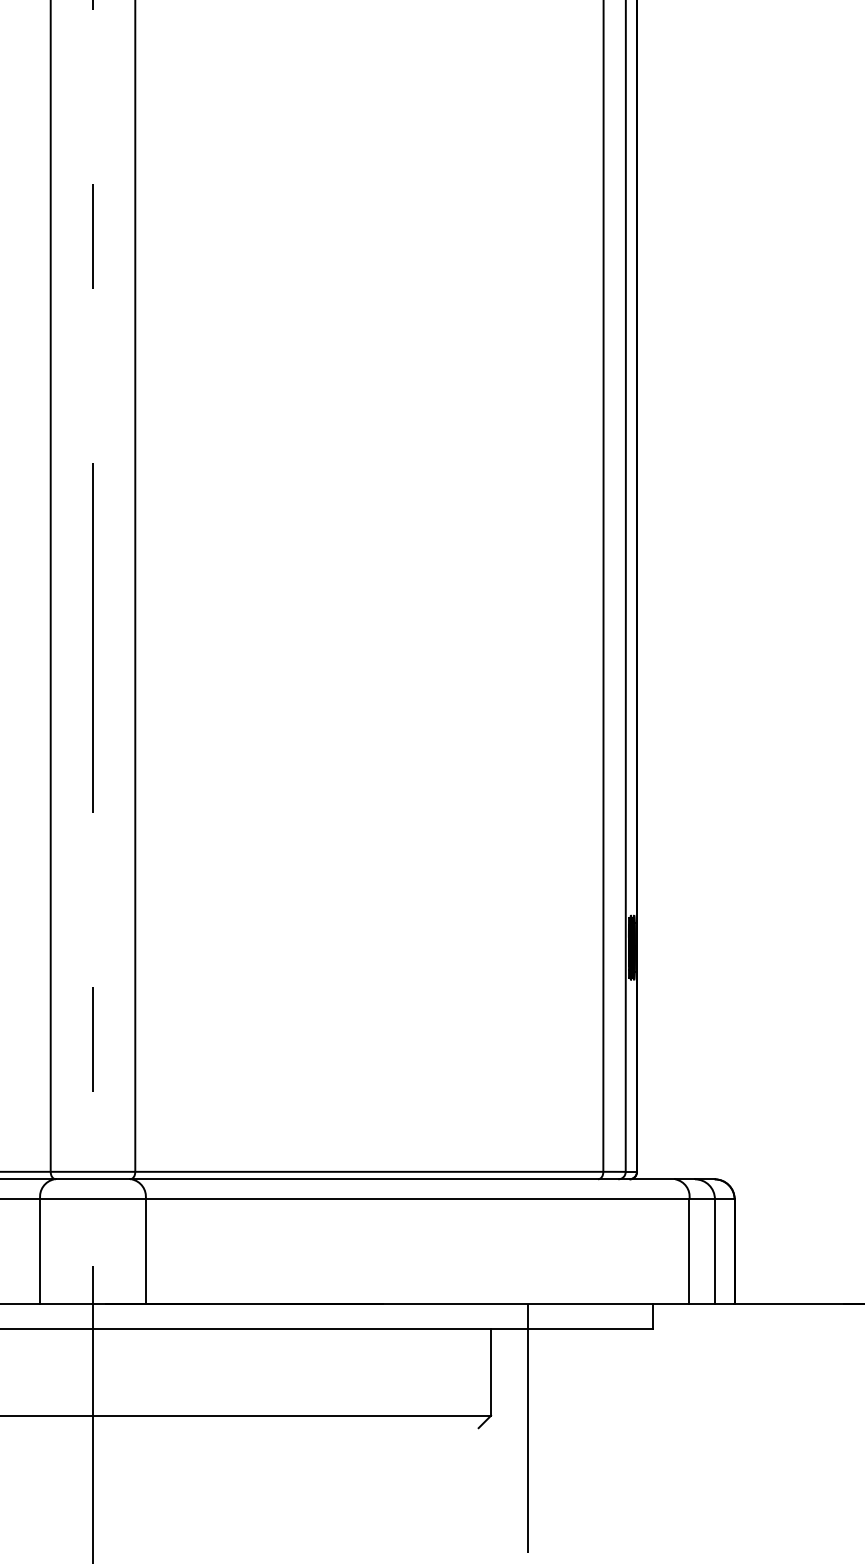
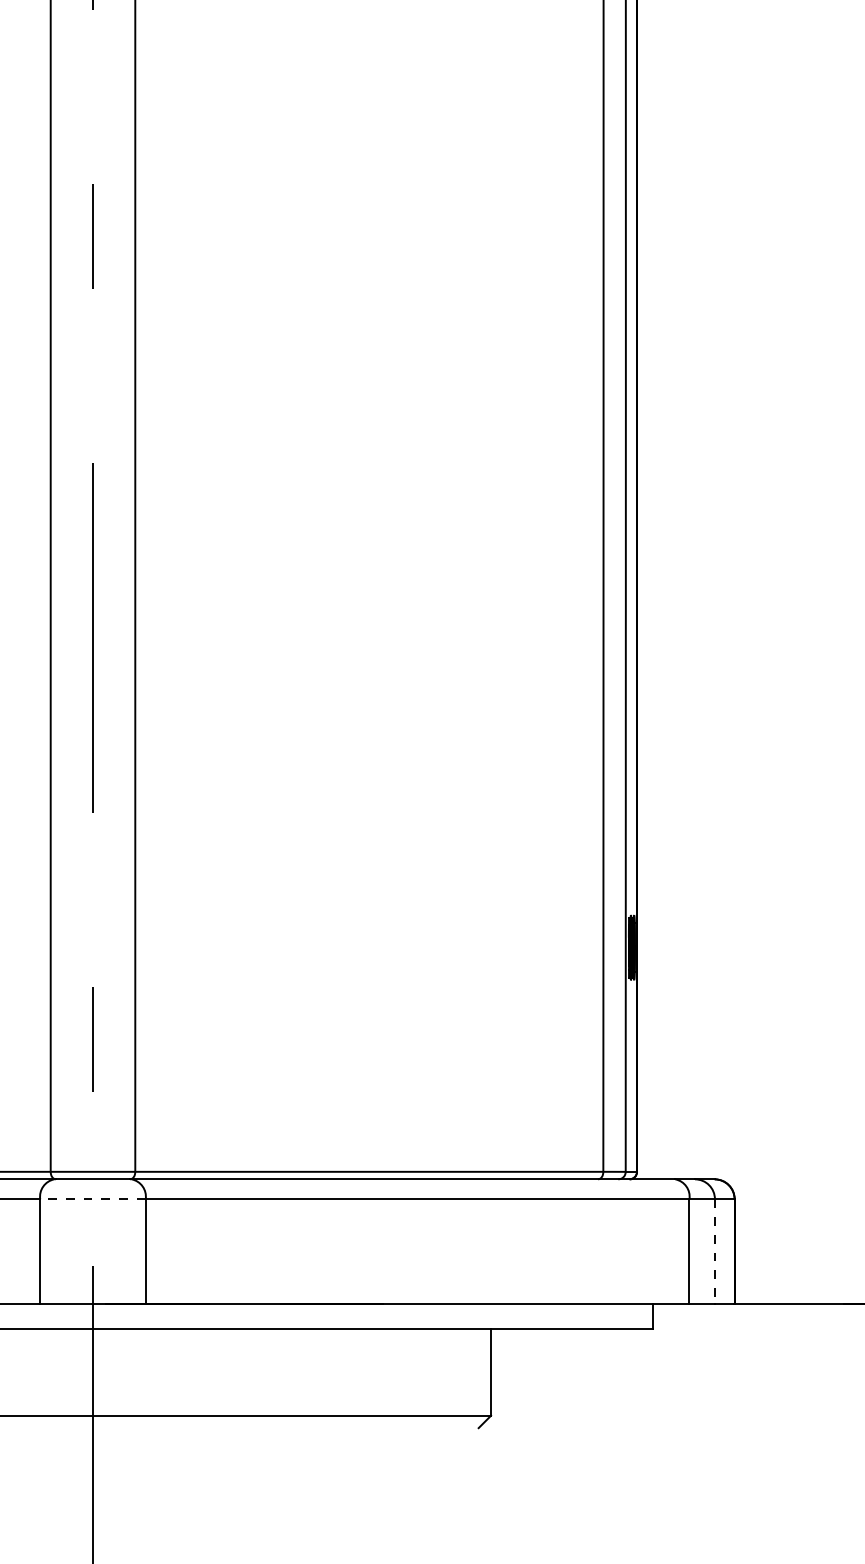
line: solid -> dashed (92, 1199)
line: solid -> dashed (714, 1251)
line: present -> none (528, 1427)
